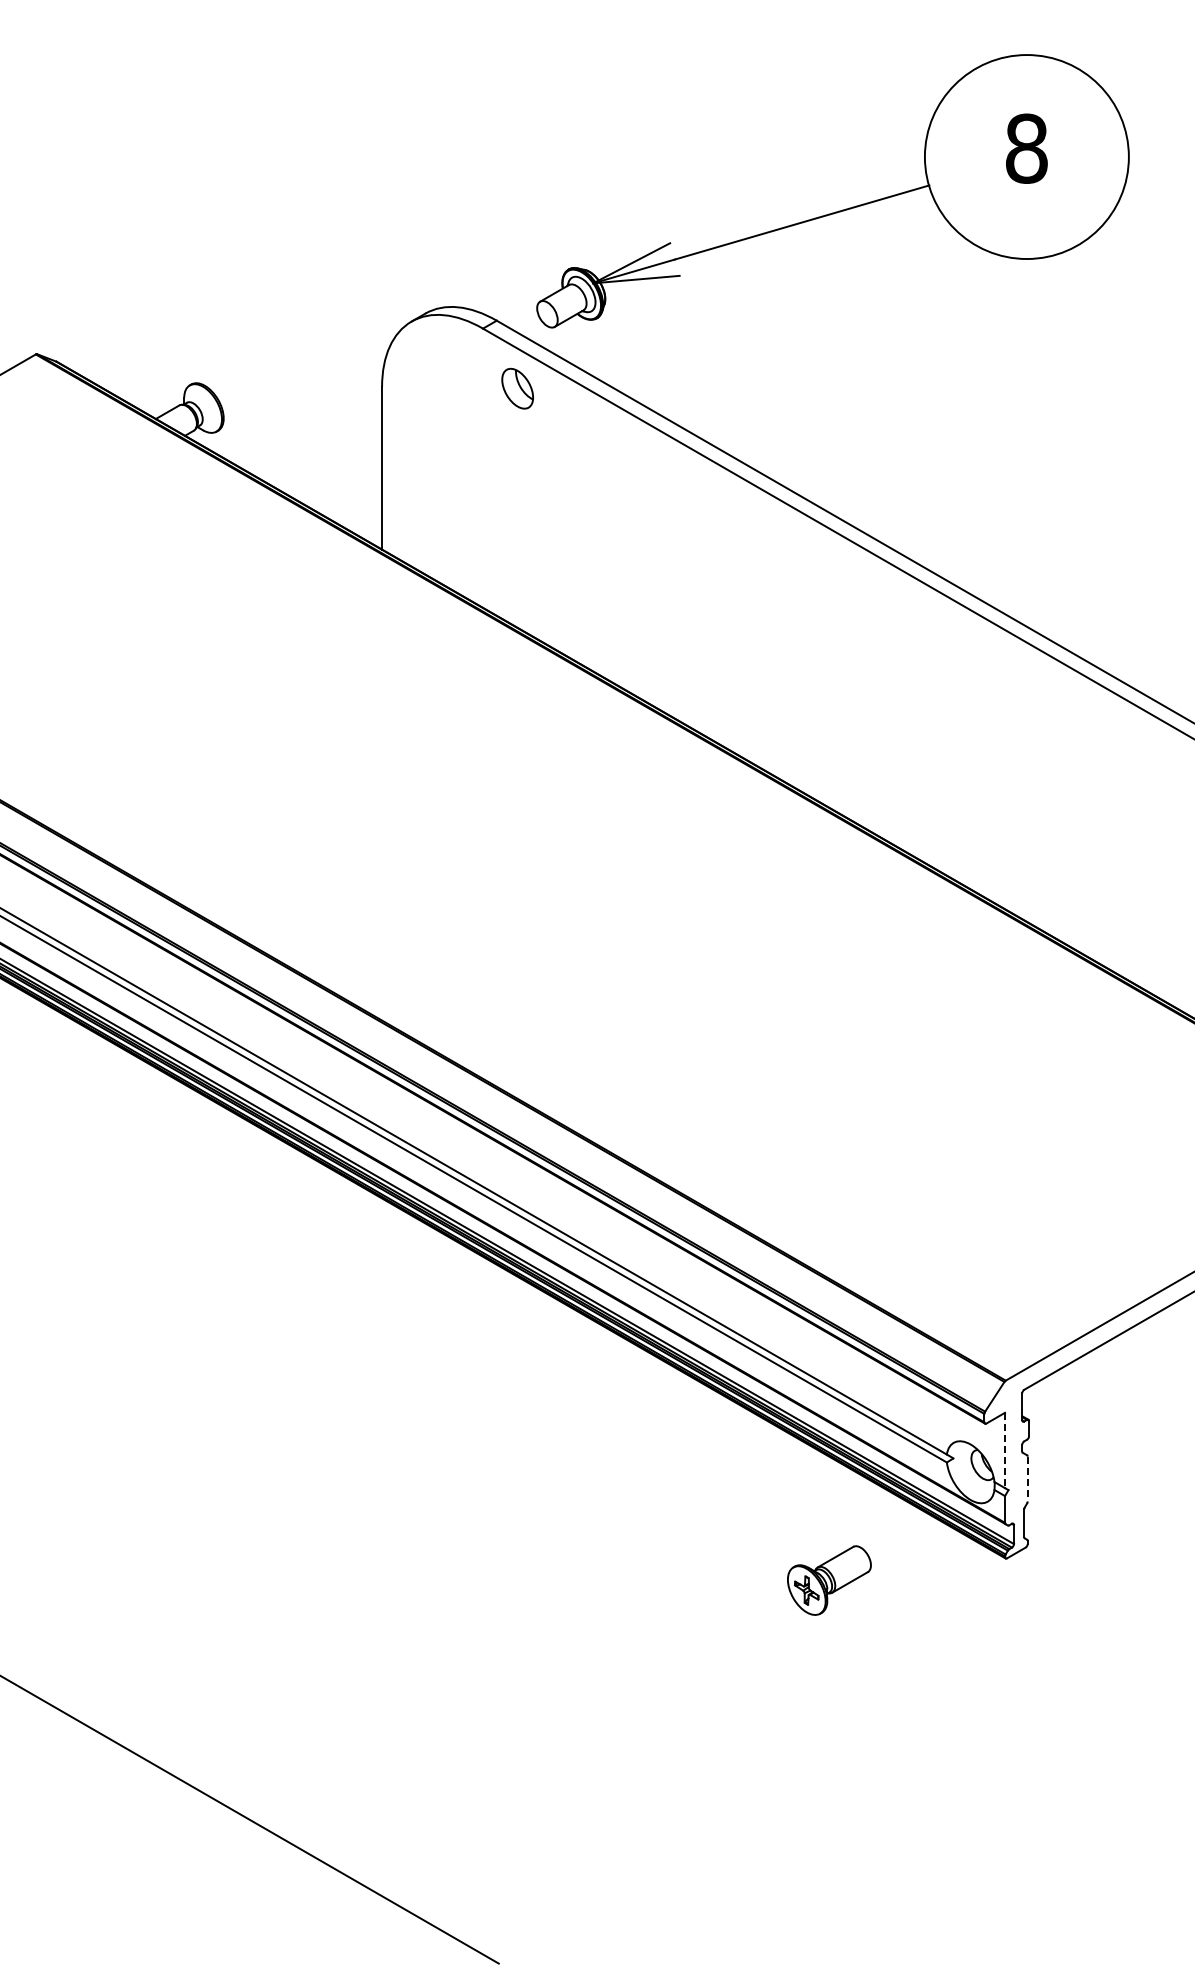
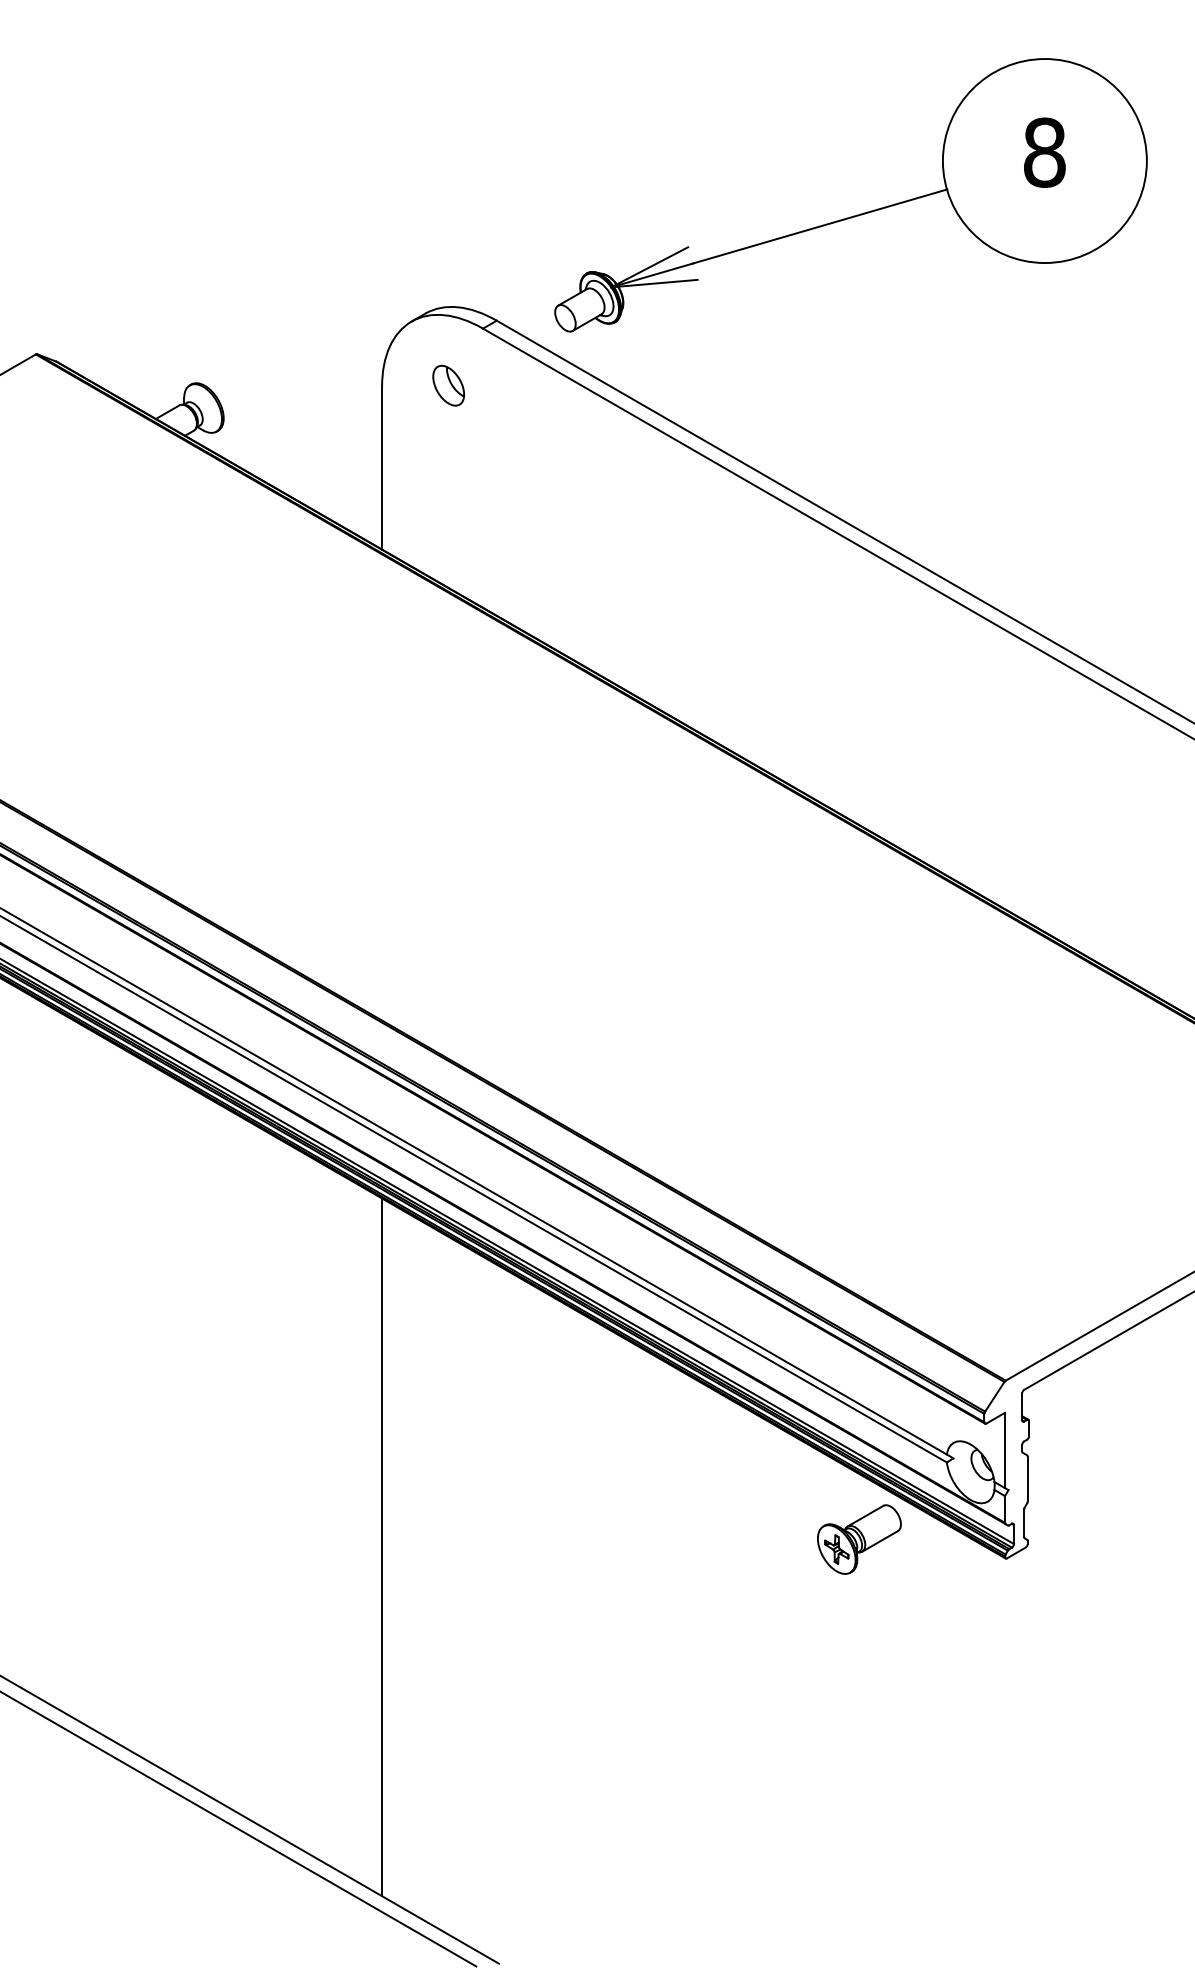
part position: (835, 211) -> (853, 215) (853, 215)
part position: (517, 388) -> (448, 385) (448, 385)
line: dashed -> solid (1005, 1450)
line: dashed -> solid (1027, 1479)
line: none -> present (382, 1547)
part position: (829, 1580) -> (859, 1539) (859, 1539)
line: none -> present (237, 1828)
